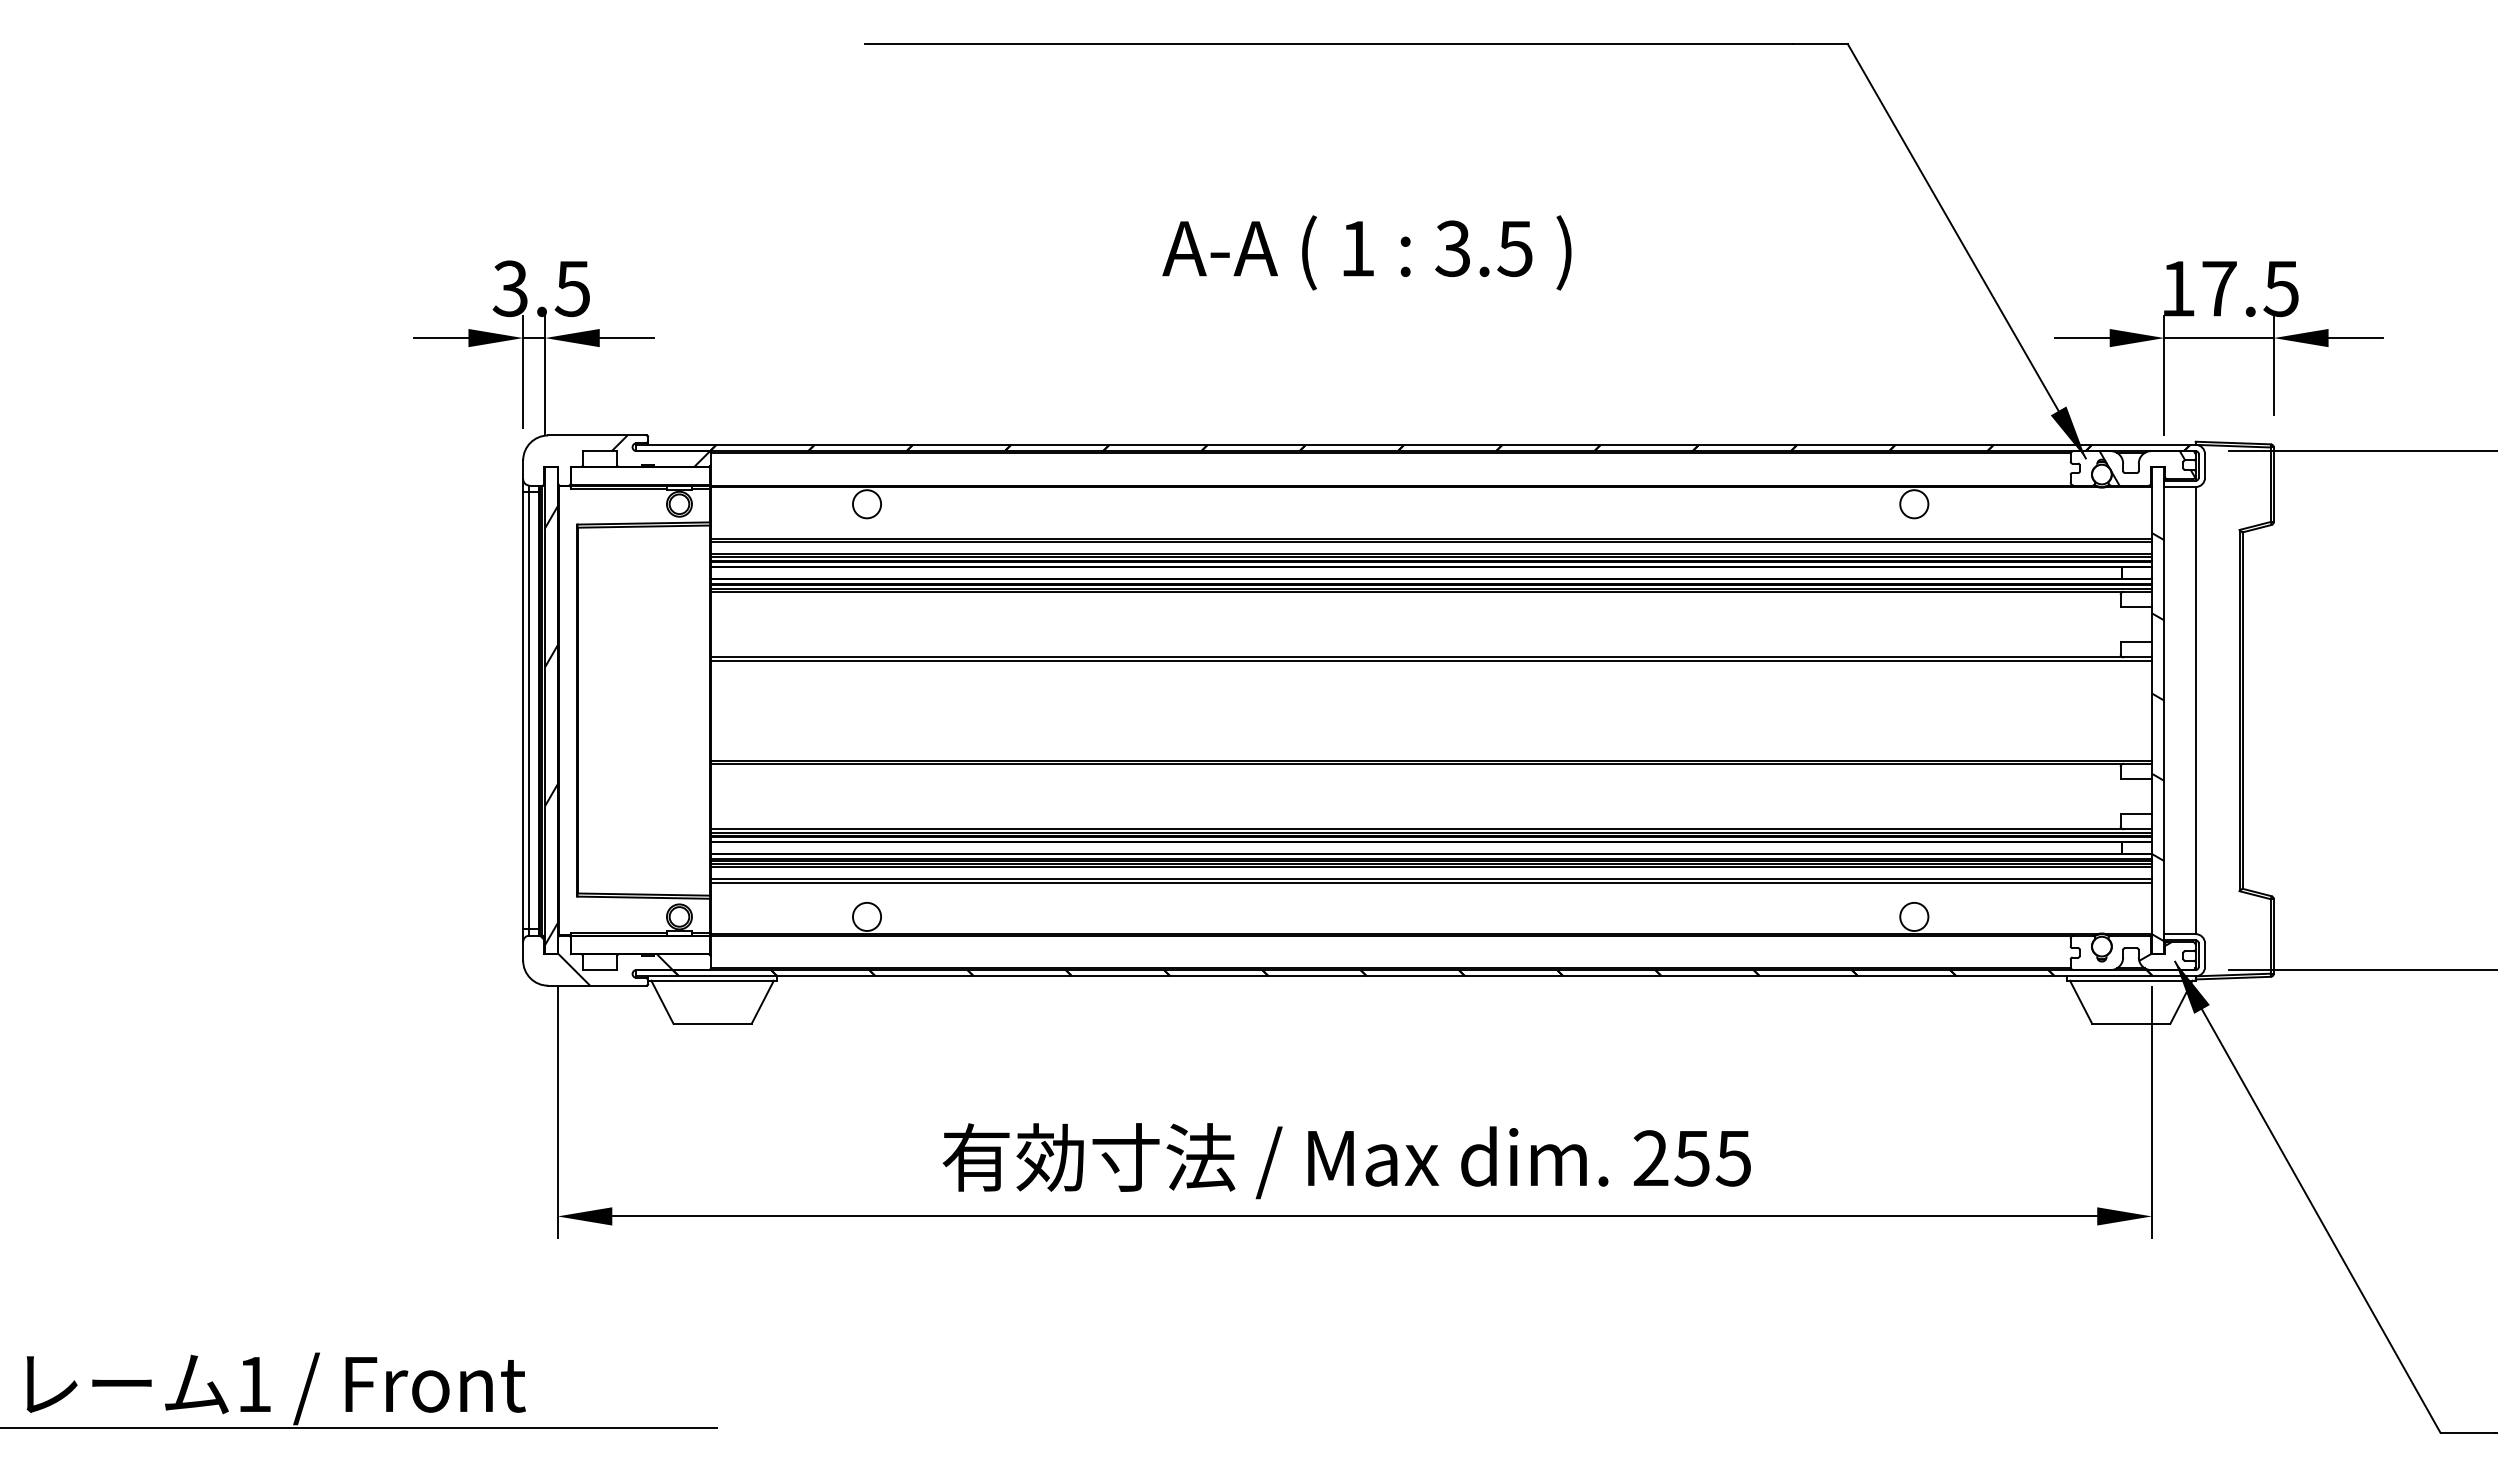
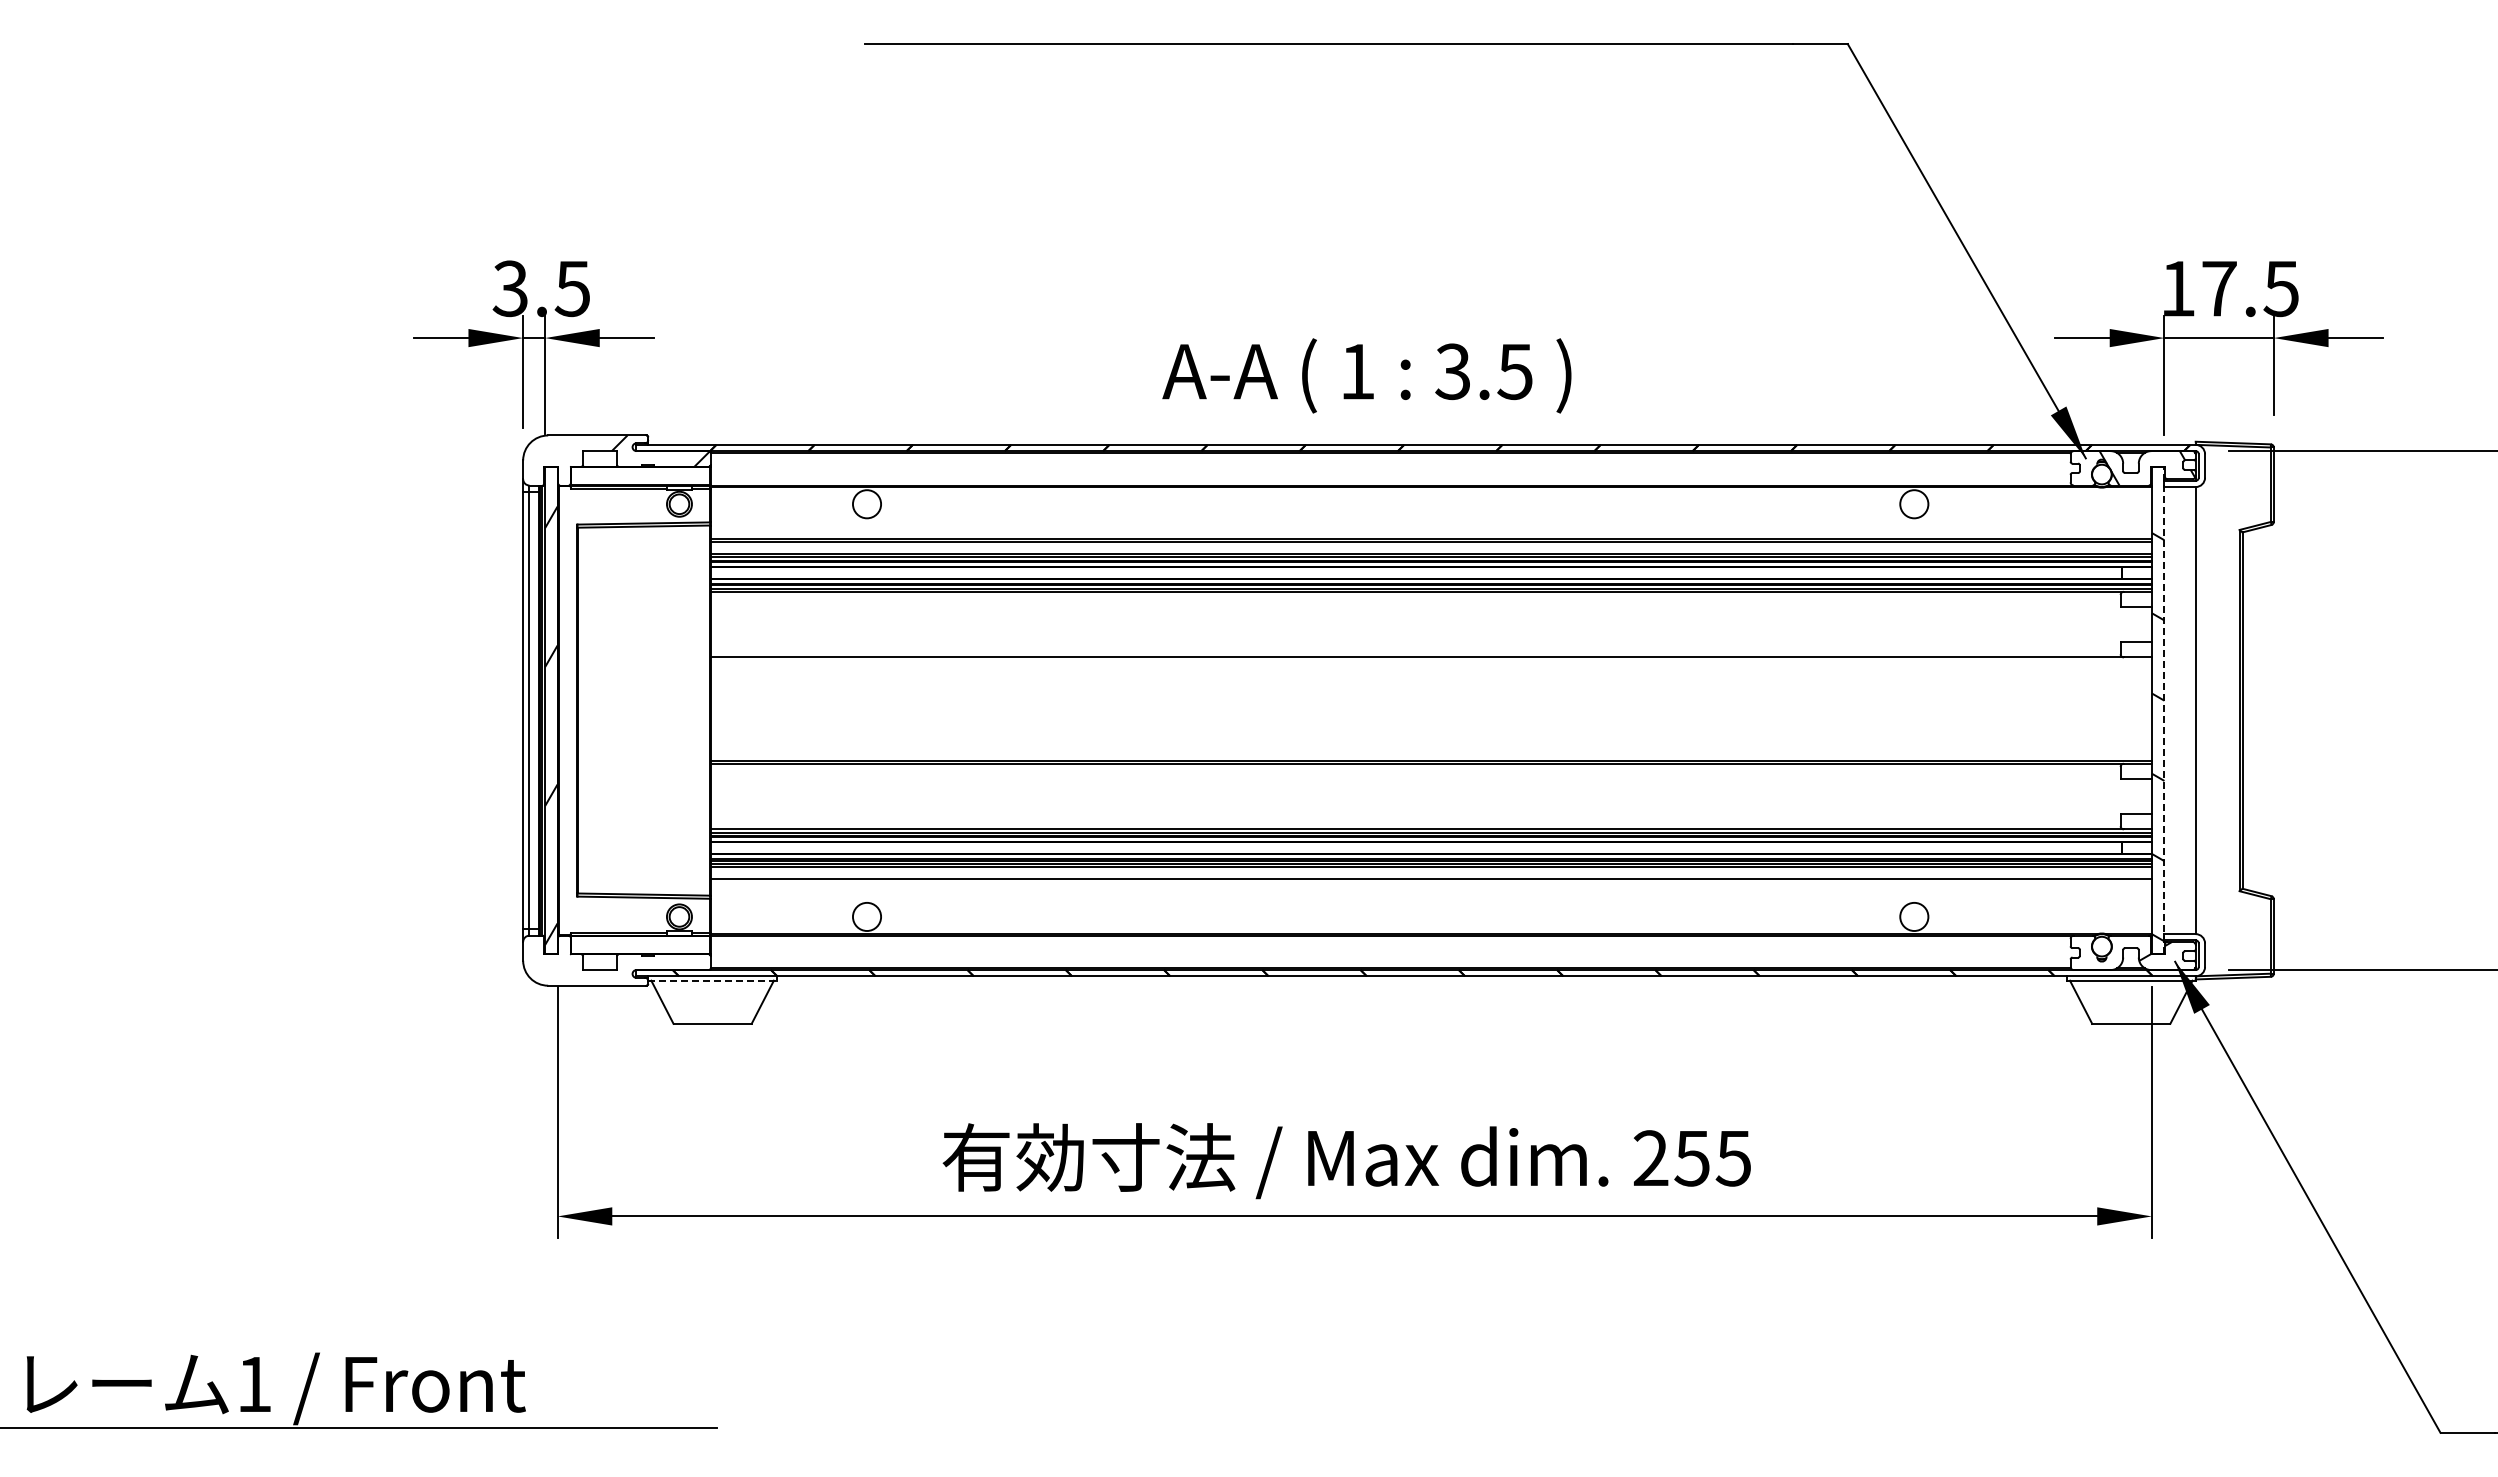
text position: (1366, 252) -> (1366, 375) (1366, 375)
line: present -> none (1430, 660)
line: solid -> dashed (2164, 710)
line: present -> none (1430, 882)
hatch: present -> none (606, 960)
line: solid -> dashed (713, 980)
